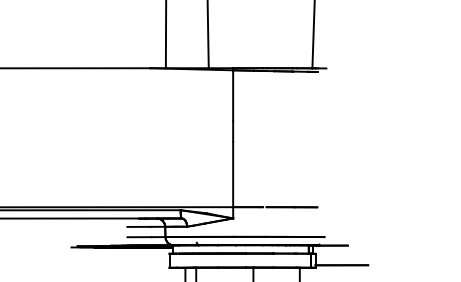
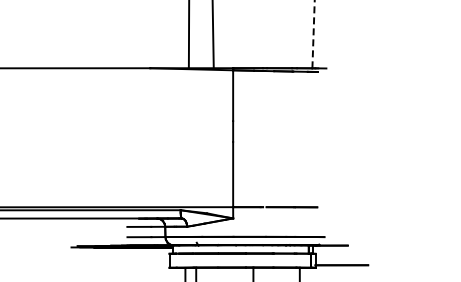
line: solid -> dashed (313, 34)
line position: (165, 35) -> (188, 35) (188, 35)
line position: (207, 35) -> (212, 35) (212, 35)
